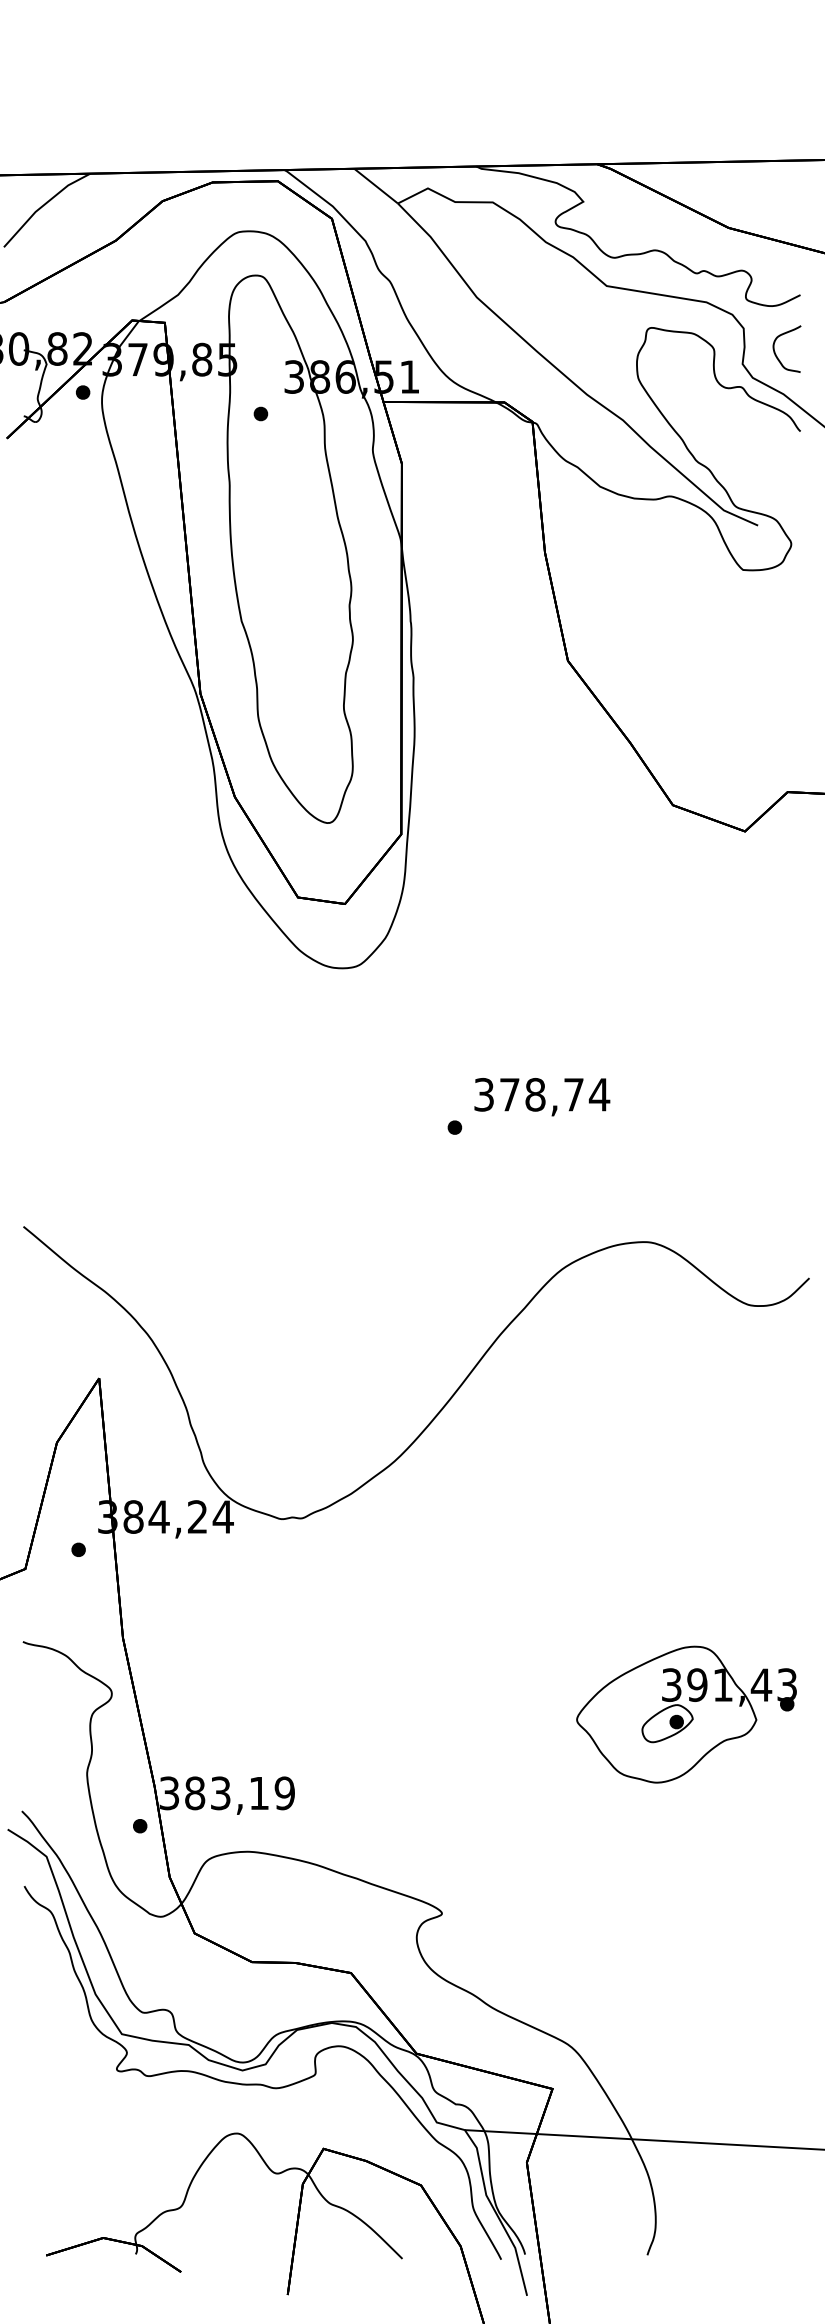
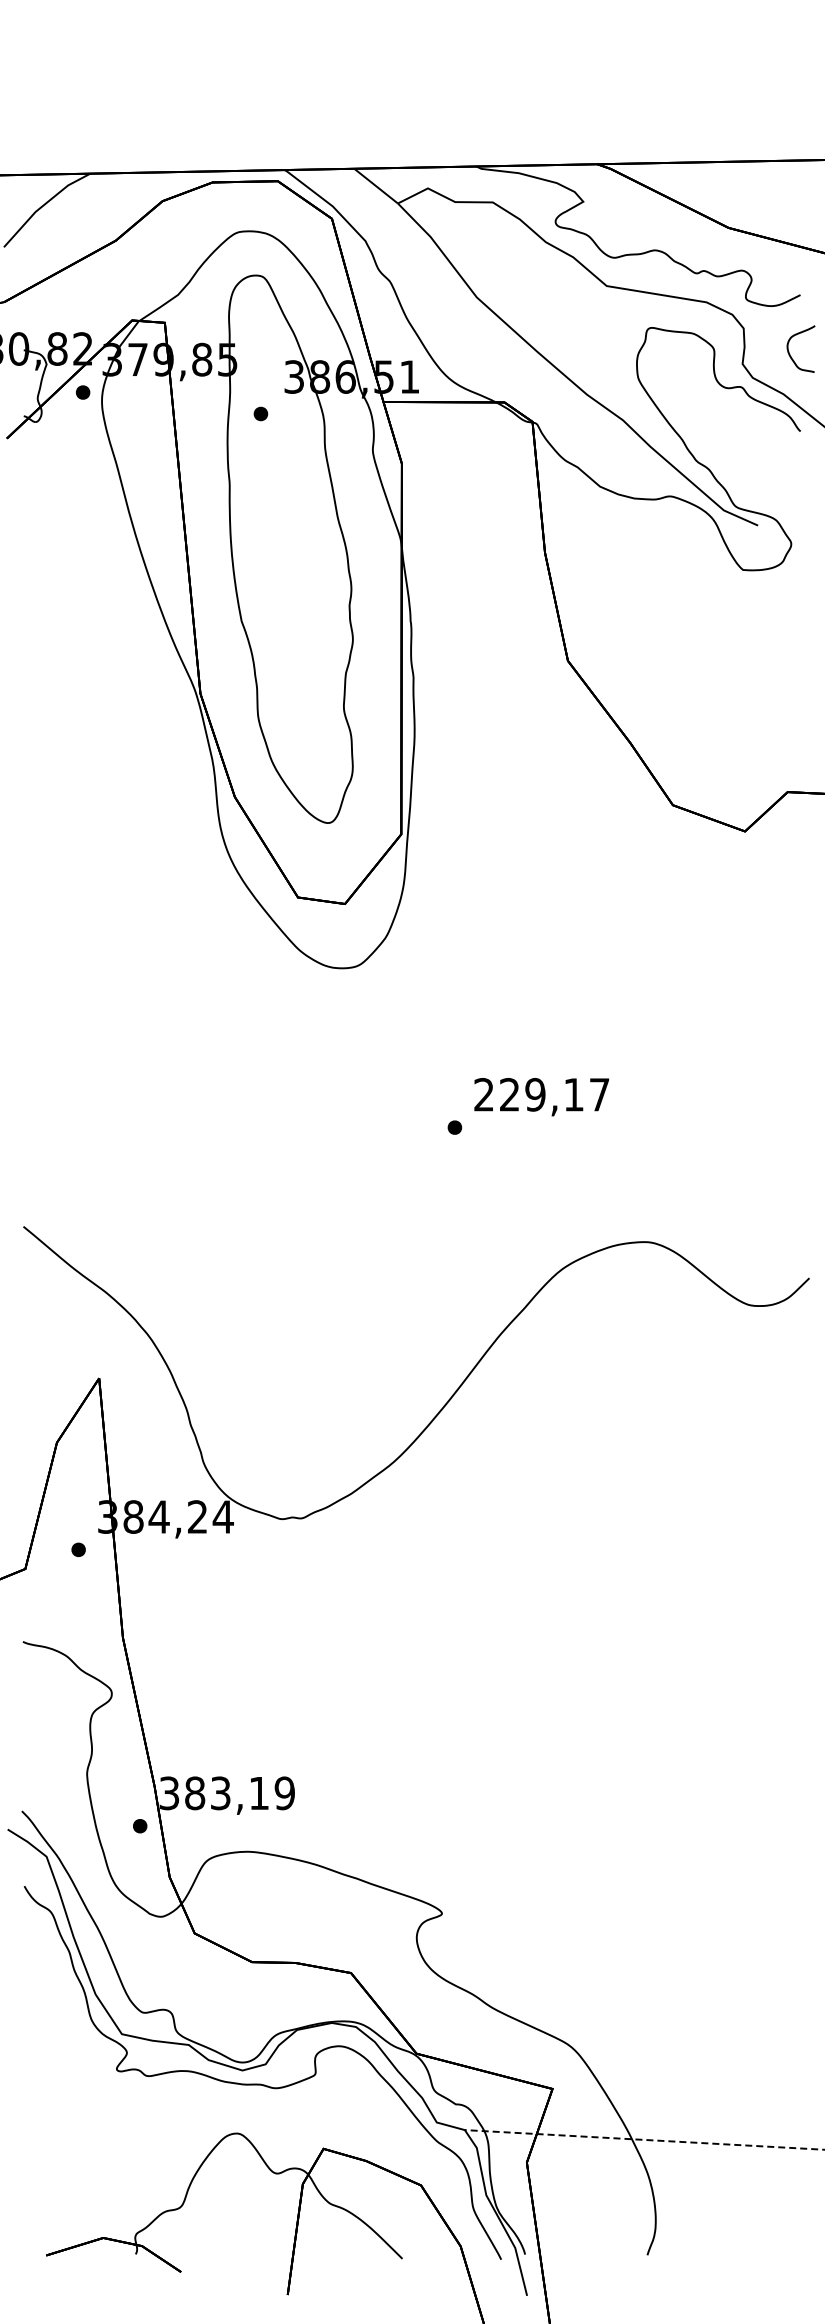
curve position: (775, 351) -> (789, 351) (789, 351)
text: 378,74 -> 229,17 (542, 1094)
part: present -> none (686, 1714)
line: solid -> dashed (644, 2139)
